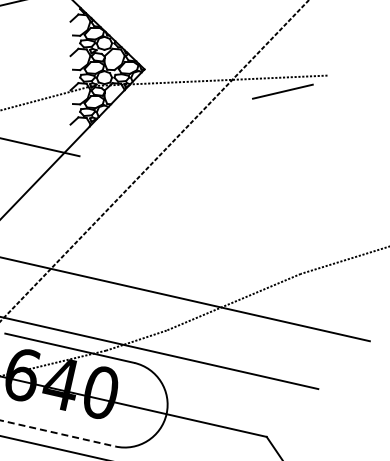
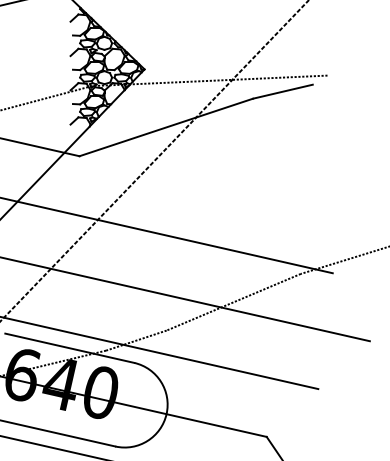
line: none -> present (166, 127)
line: none -> present (167, 235)
line: dashed -> solid (58, 433)
